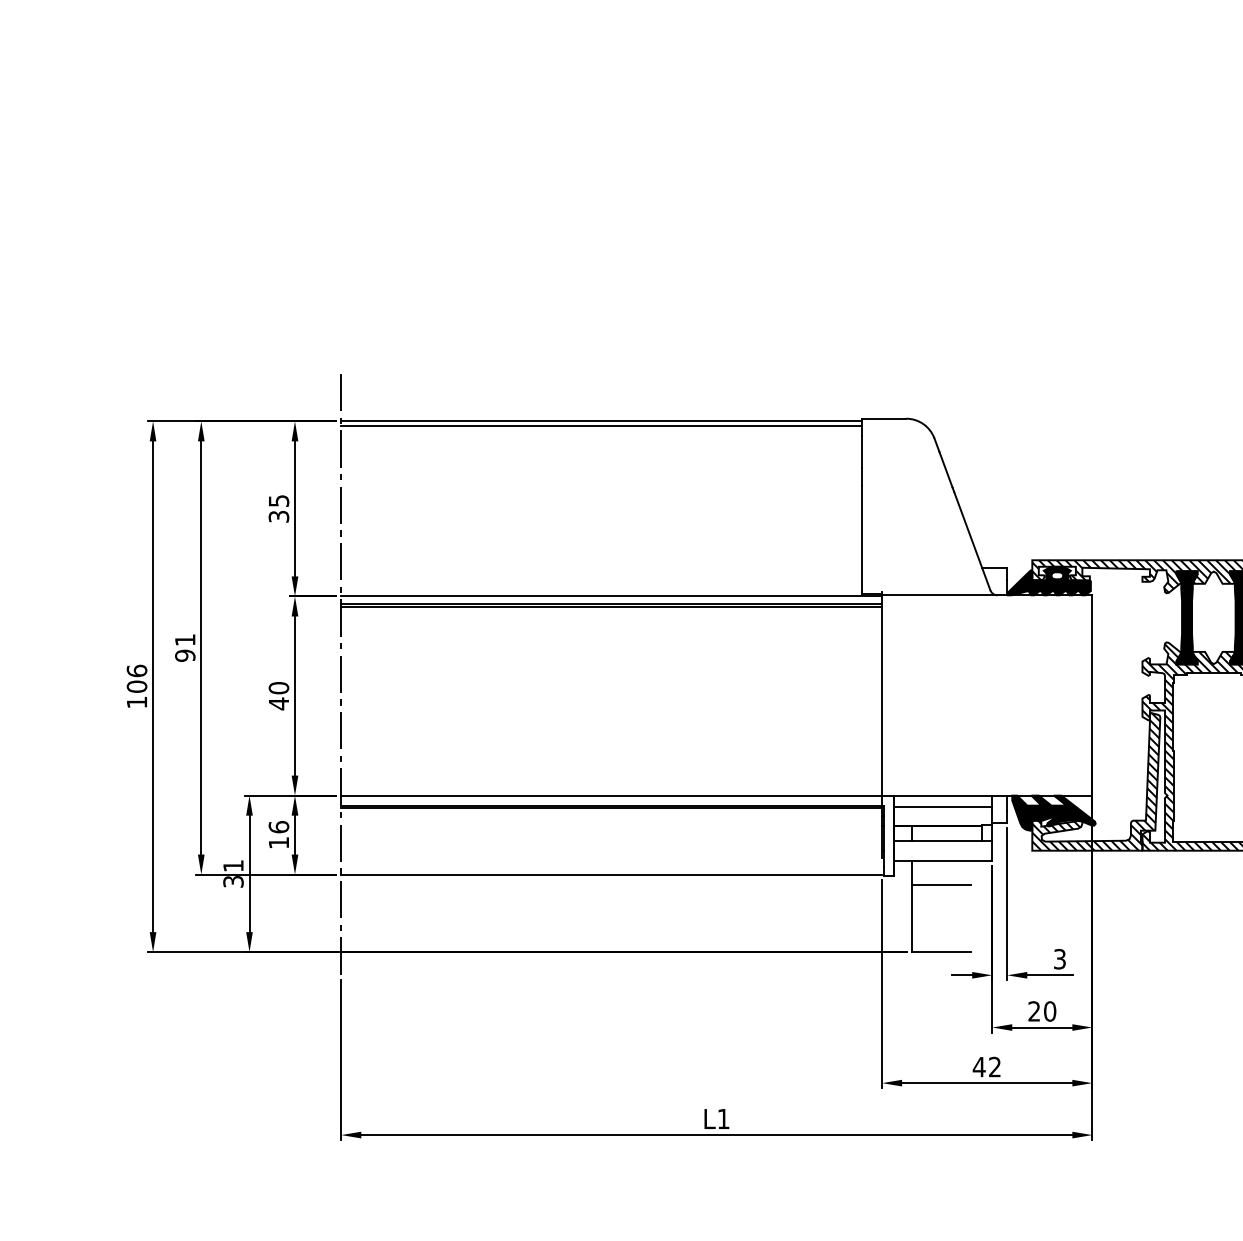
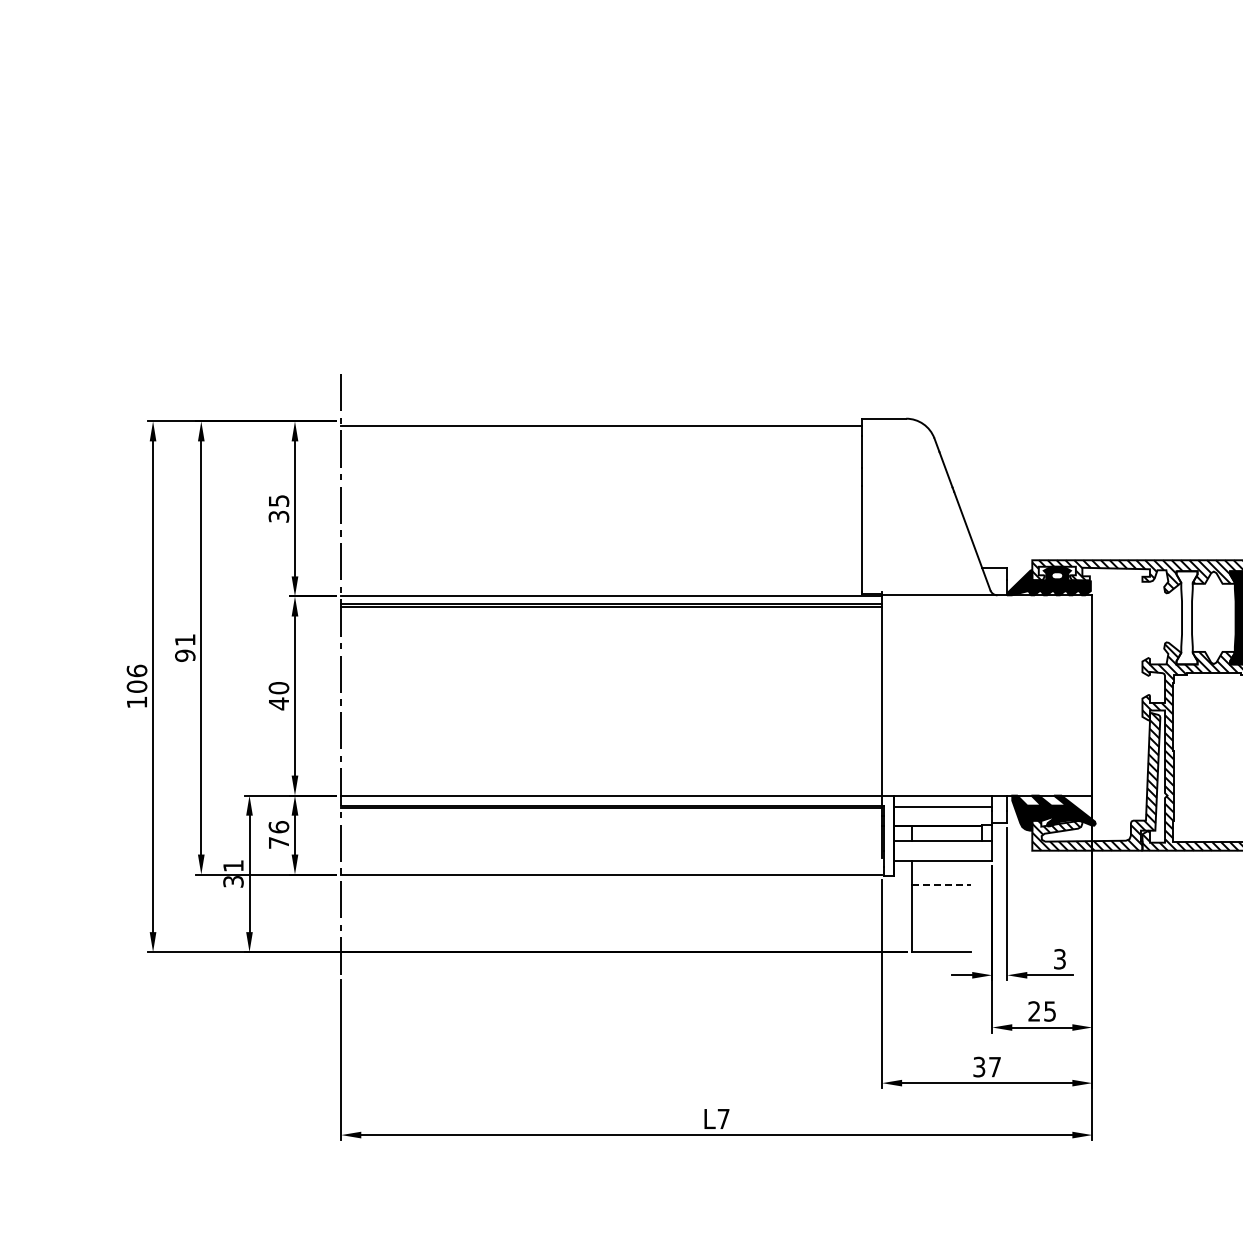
line: present -> none (601, 421)
fill: present -> none (1186, 617)
text: 16 -> 76 (278, 842)
line: solid -> dashed (941, 884)
text: 20 -> 25 (1050, 1011)
text: 42 -> 37 (986, 1066)
text: L1 -> L7 (723, 1118)
